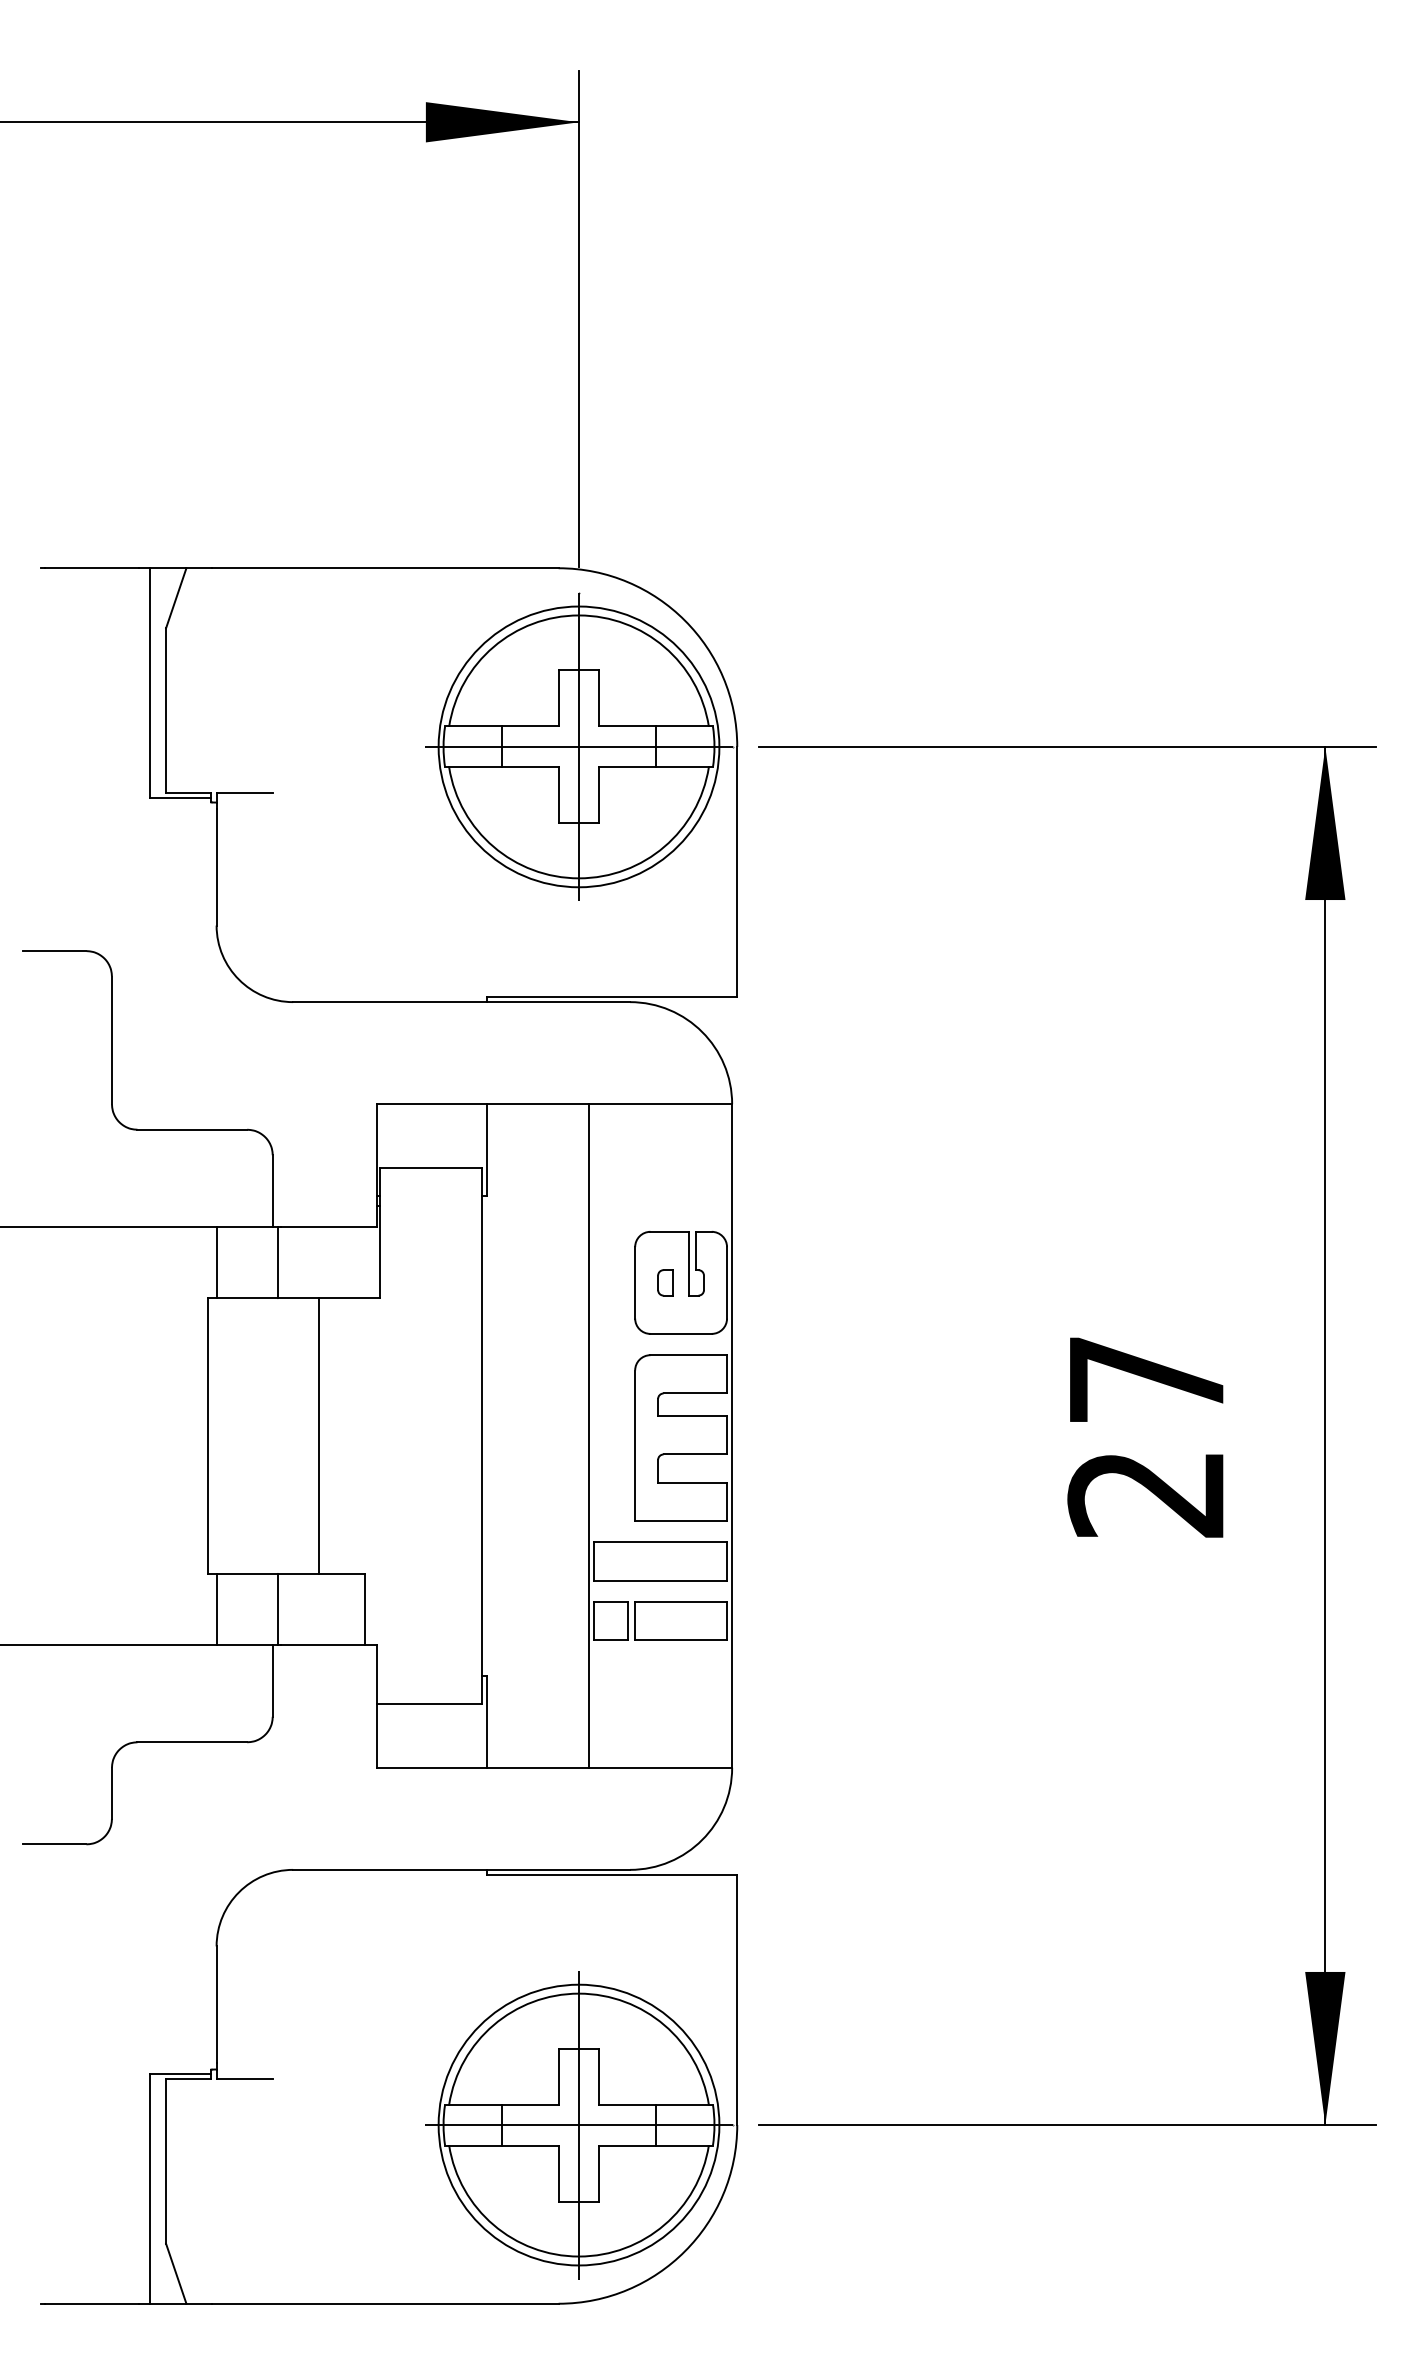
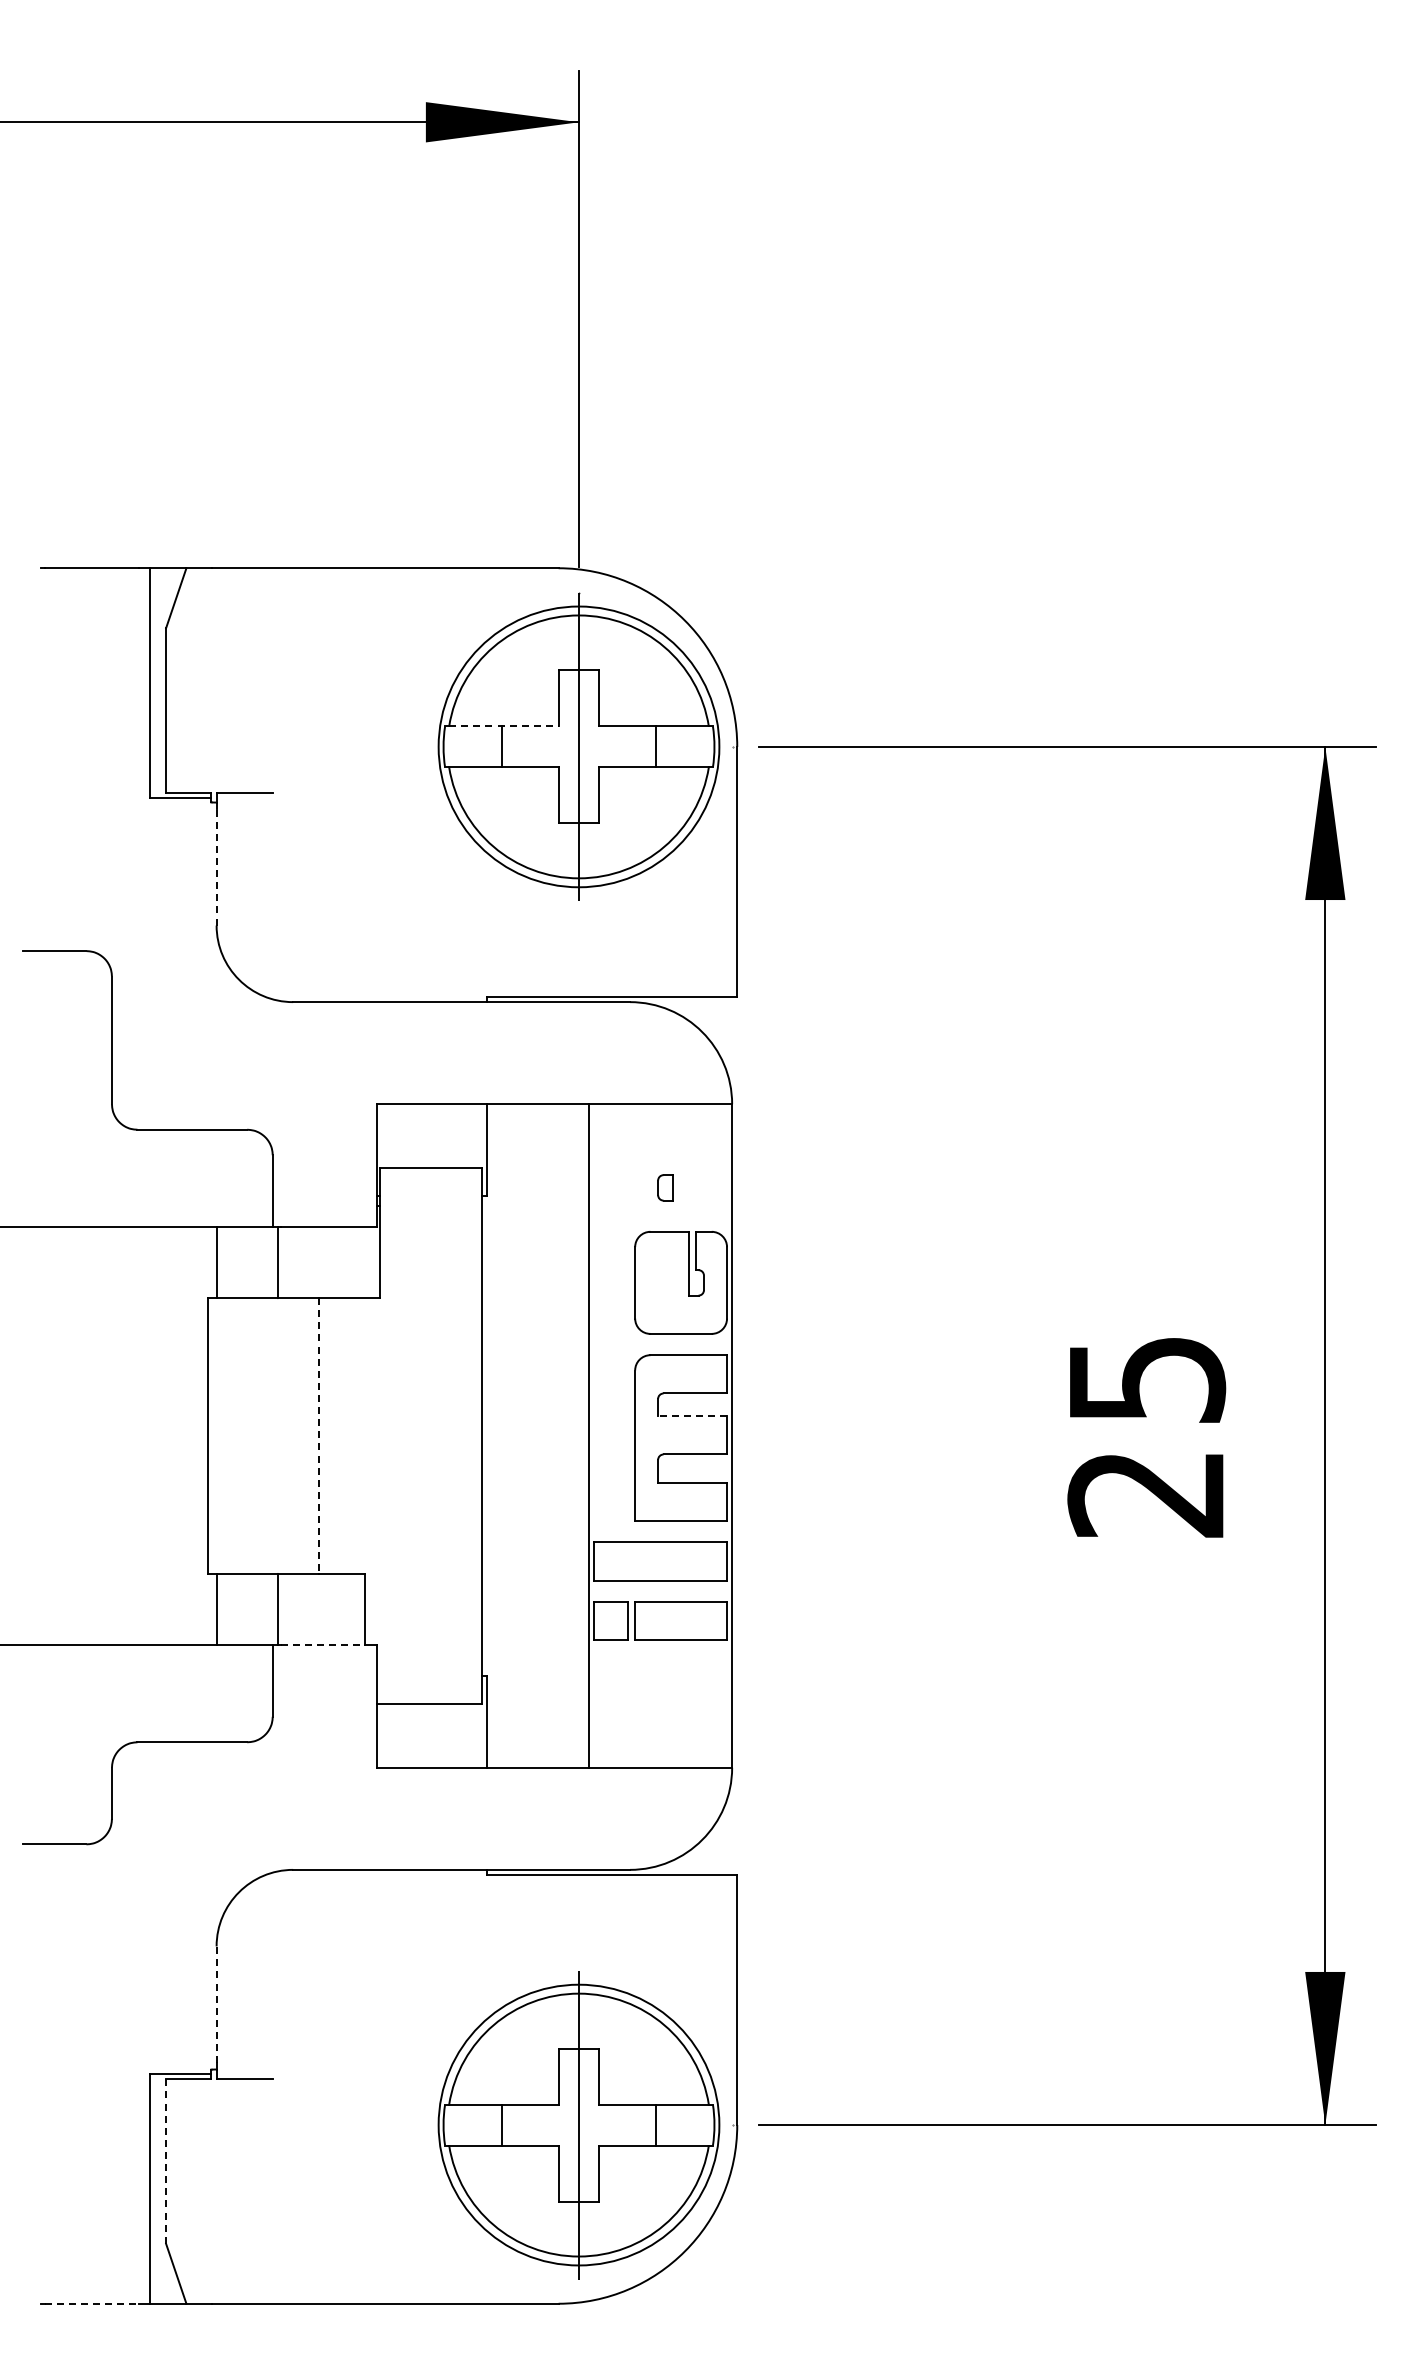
line: solid -> dashed (503, 726)
line: present -> none (578, 746)
line: solid -> dashed (216, 866)
part position: (665, 1282) -> (665, 1187) (665, 1187)
text: 27 -> 25 (1148, 1379)
line: solid -> dashed (692, 1416)
line: solid -> dashed (318, 1436)
line: solid -> dashed (323, 1645)
line: solid -> dashed (216, 2004)
line: present -> none (578, 2125)
line: solid -> dashed (166, 2160)
line: solid -> dashed (92, 2303)
